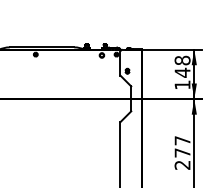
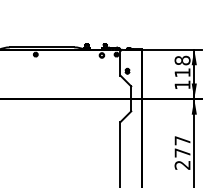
text: 148 -> 118 (182, 72)
